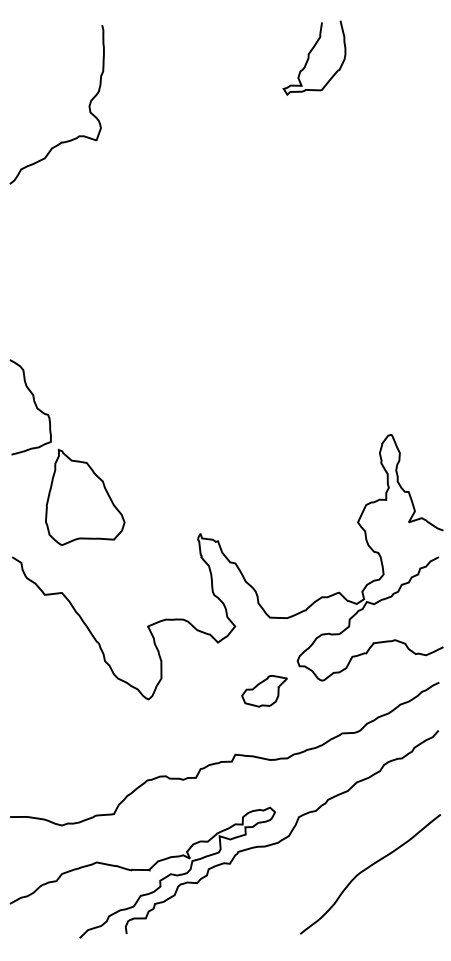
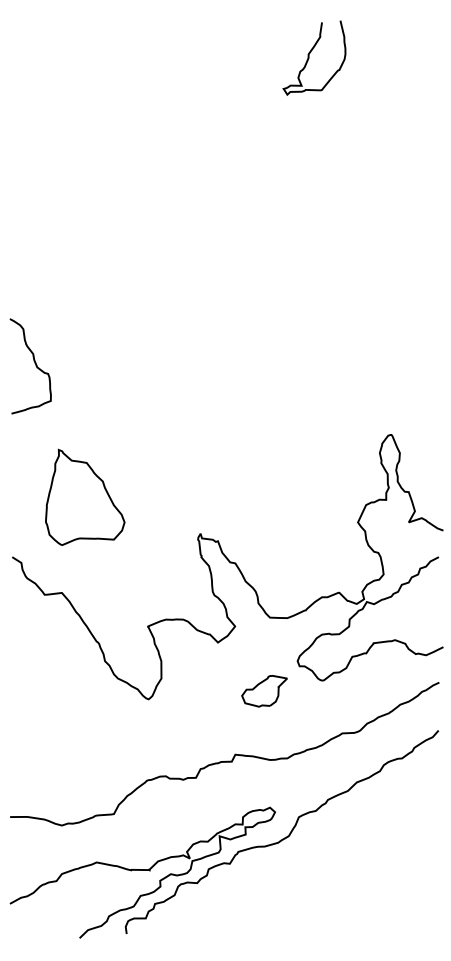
curve: present -> none (88, 105)
curve position: (34, 404) -> (34, 363) (34, 363)
curve: present -> none (367, 869)
